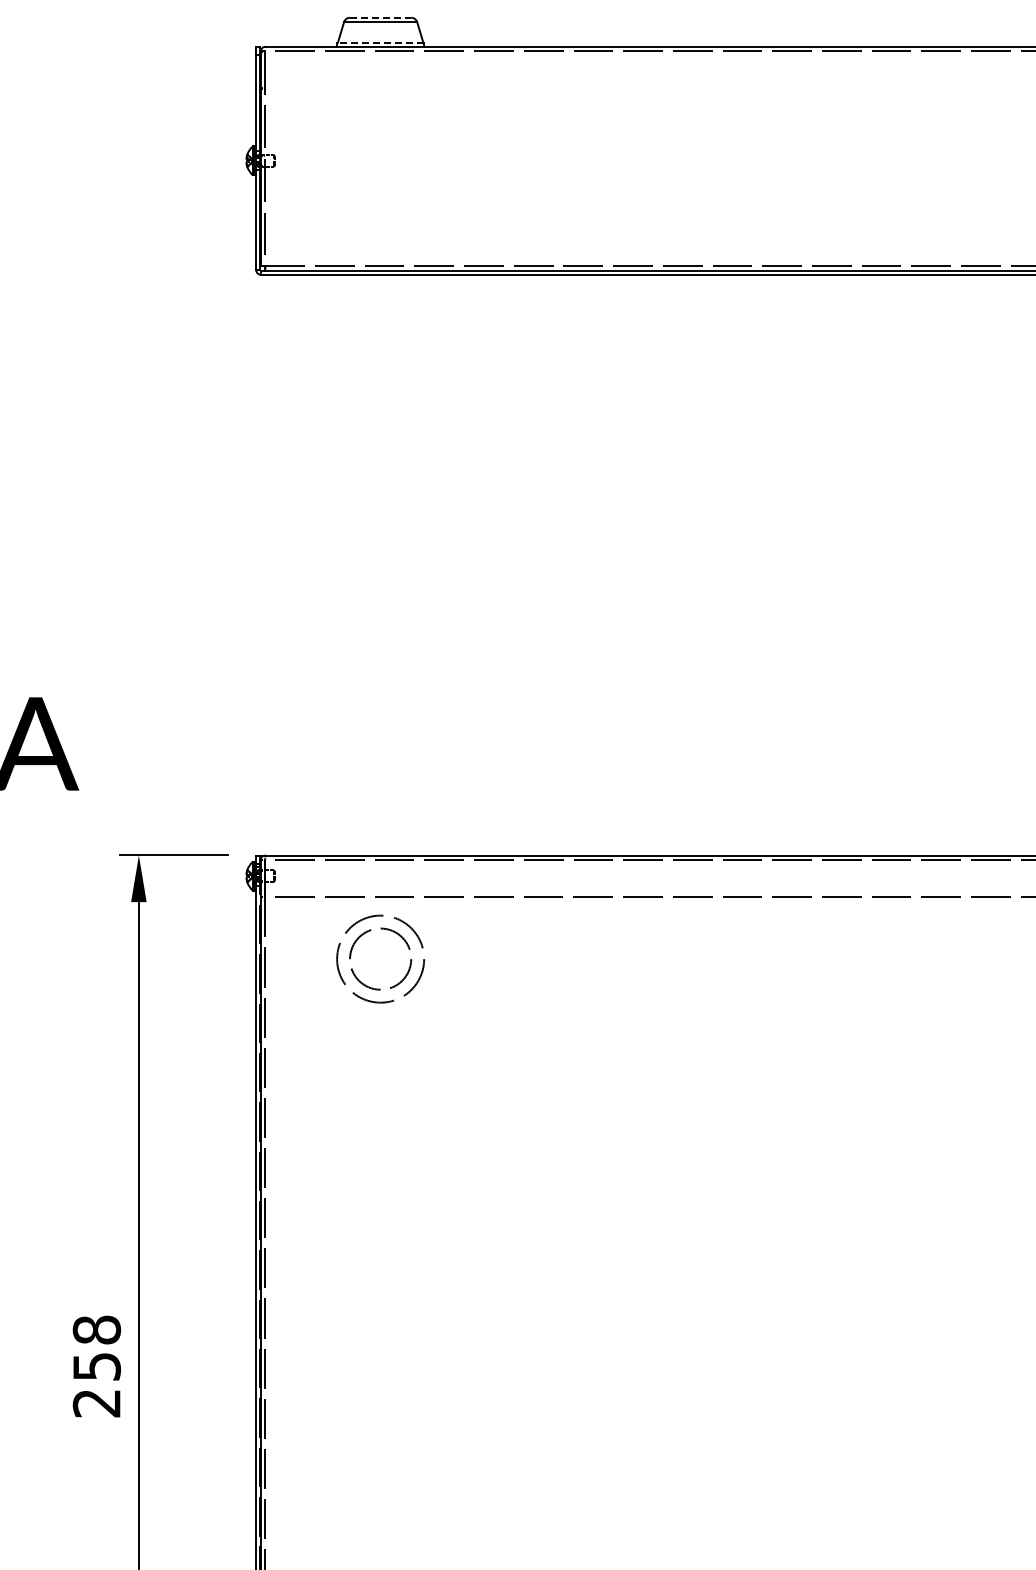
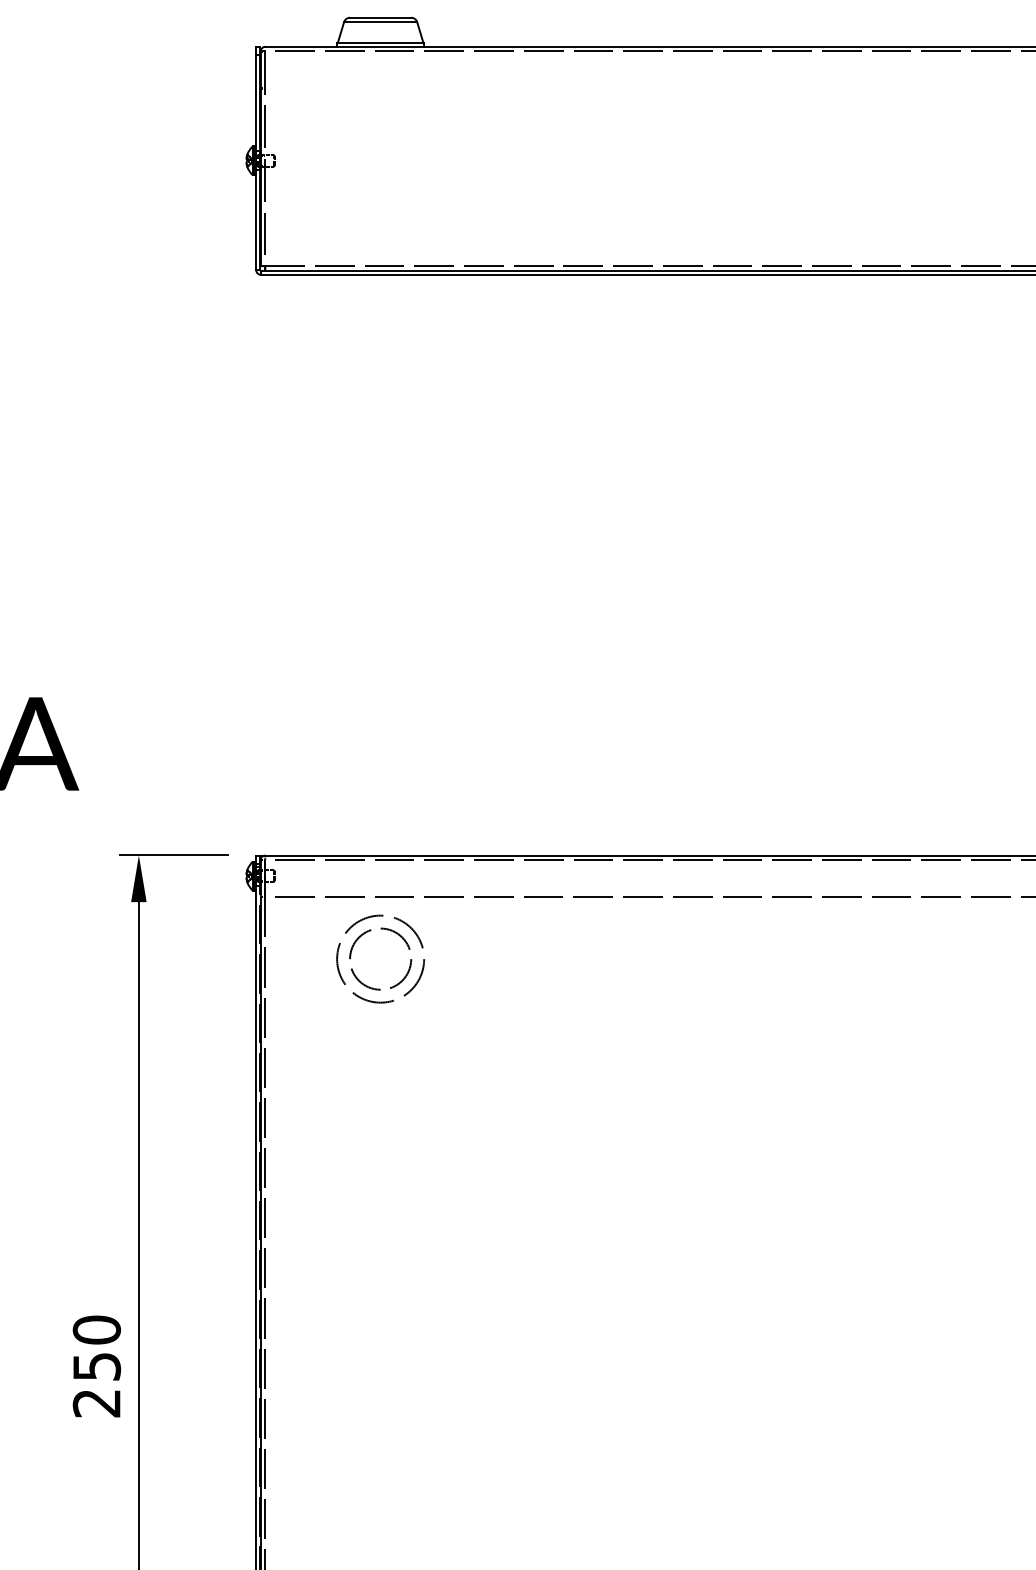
line: dashed -> solid (380, 17)
line: dashed -> solid (380, 42)
text: 258 -> 250 (96, 1329)
